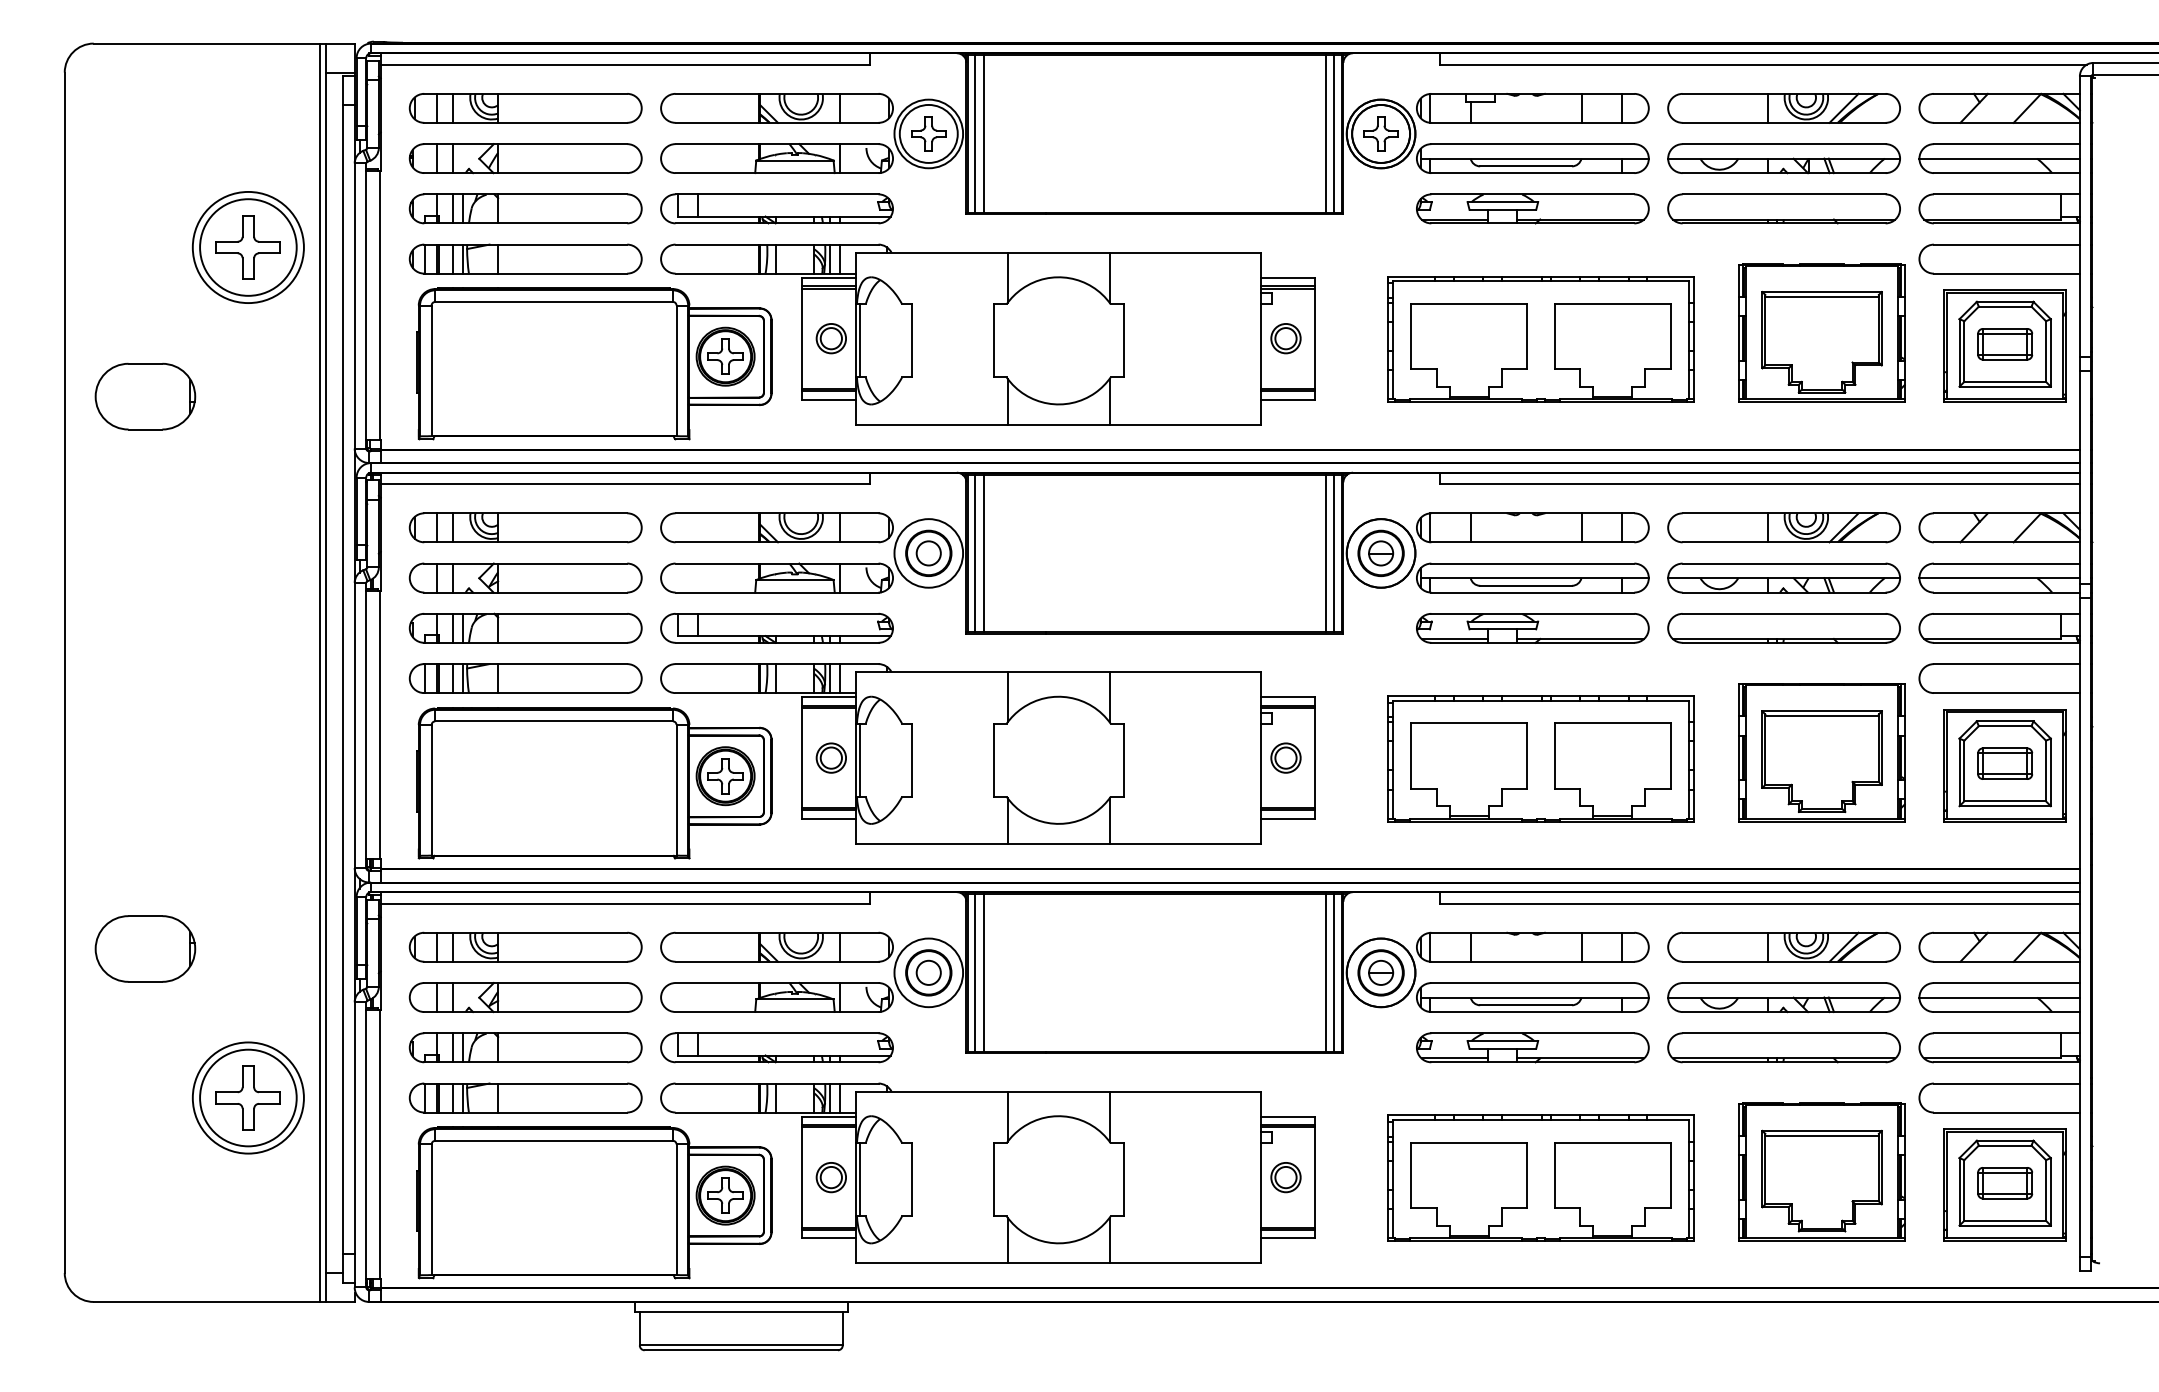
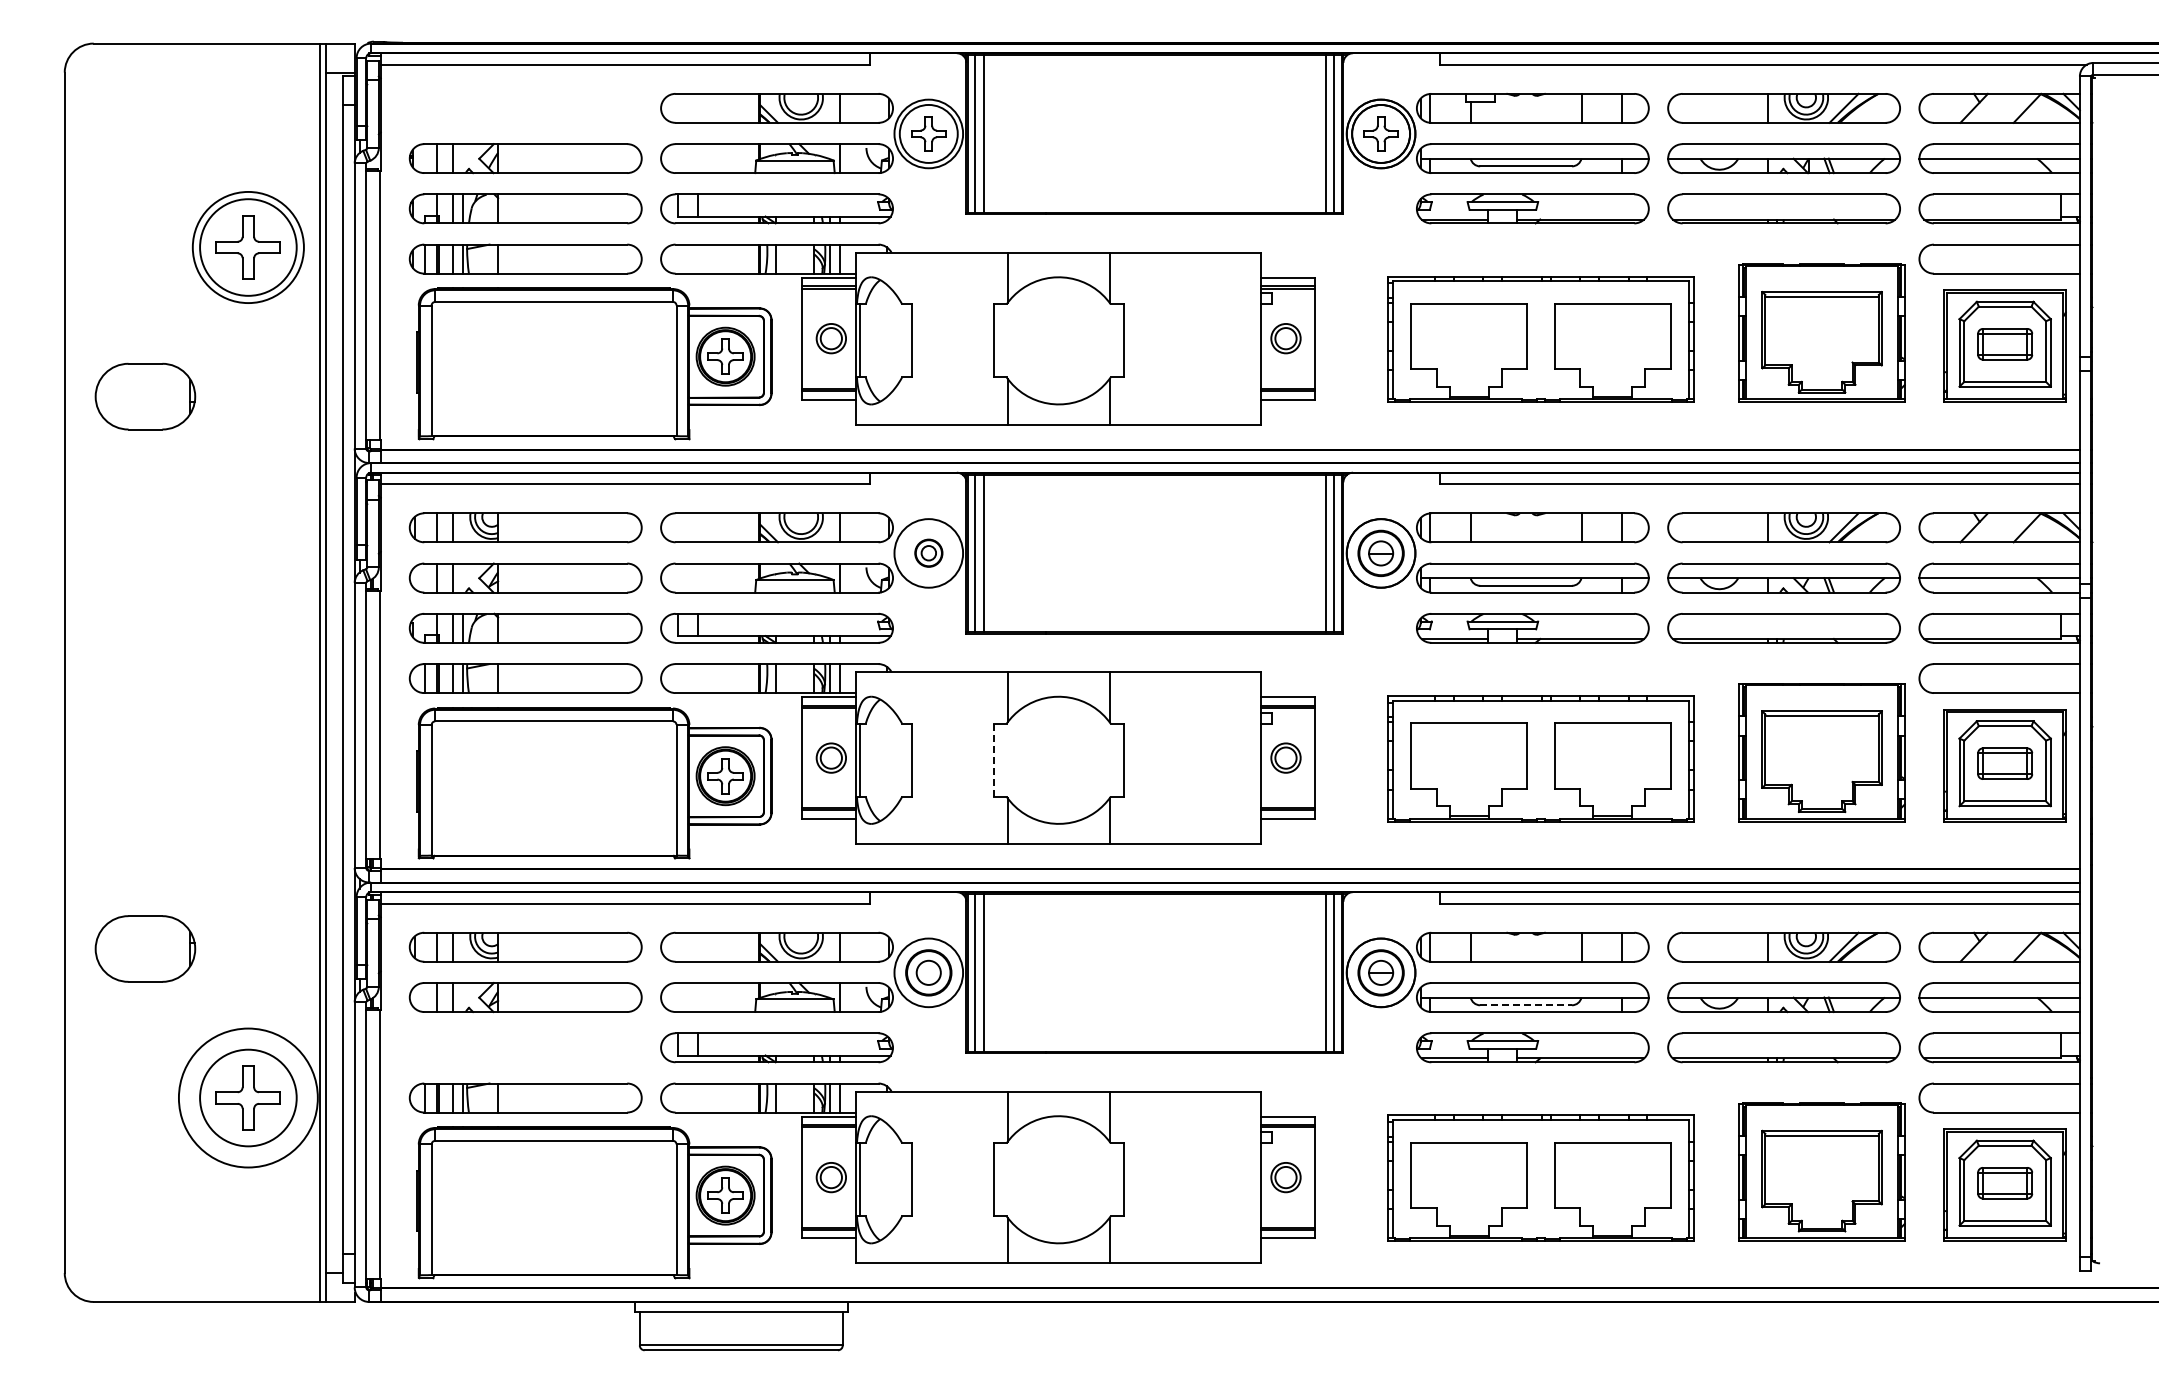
part: present -> none (525, 108)
part size: 48x48 px -> 30x30 px (928, 552)
line: solid -> dashed (993, 760)
line: solid -> dashed (1526, 1005)
part: present -> none (525, 1047)
circle diameter: 111 px -> 139 px (247, 1097)
